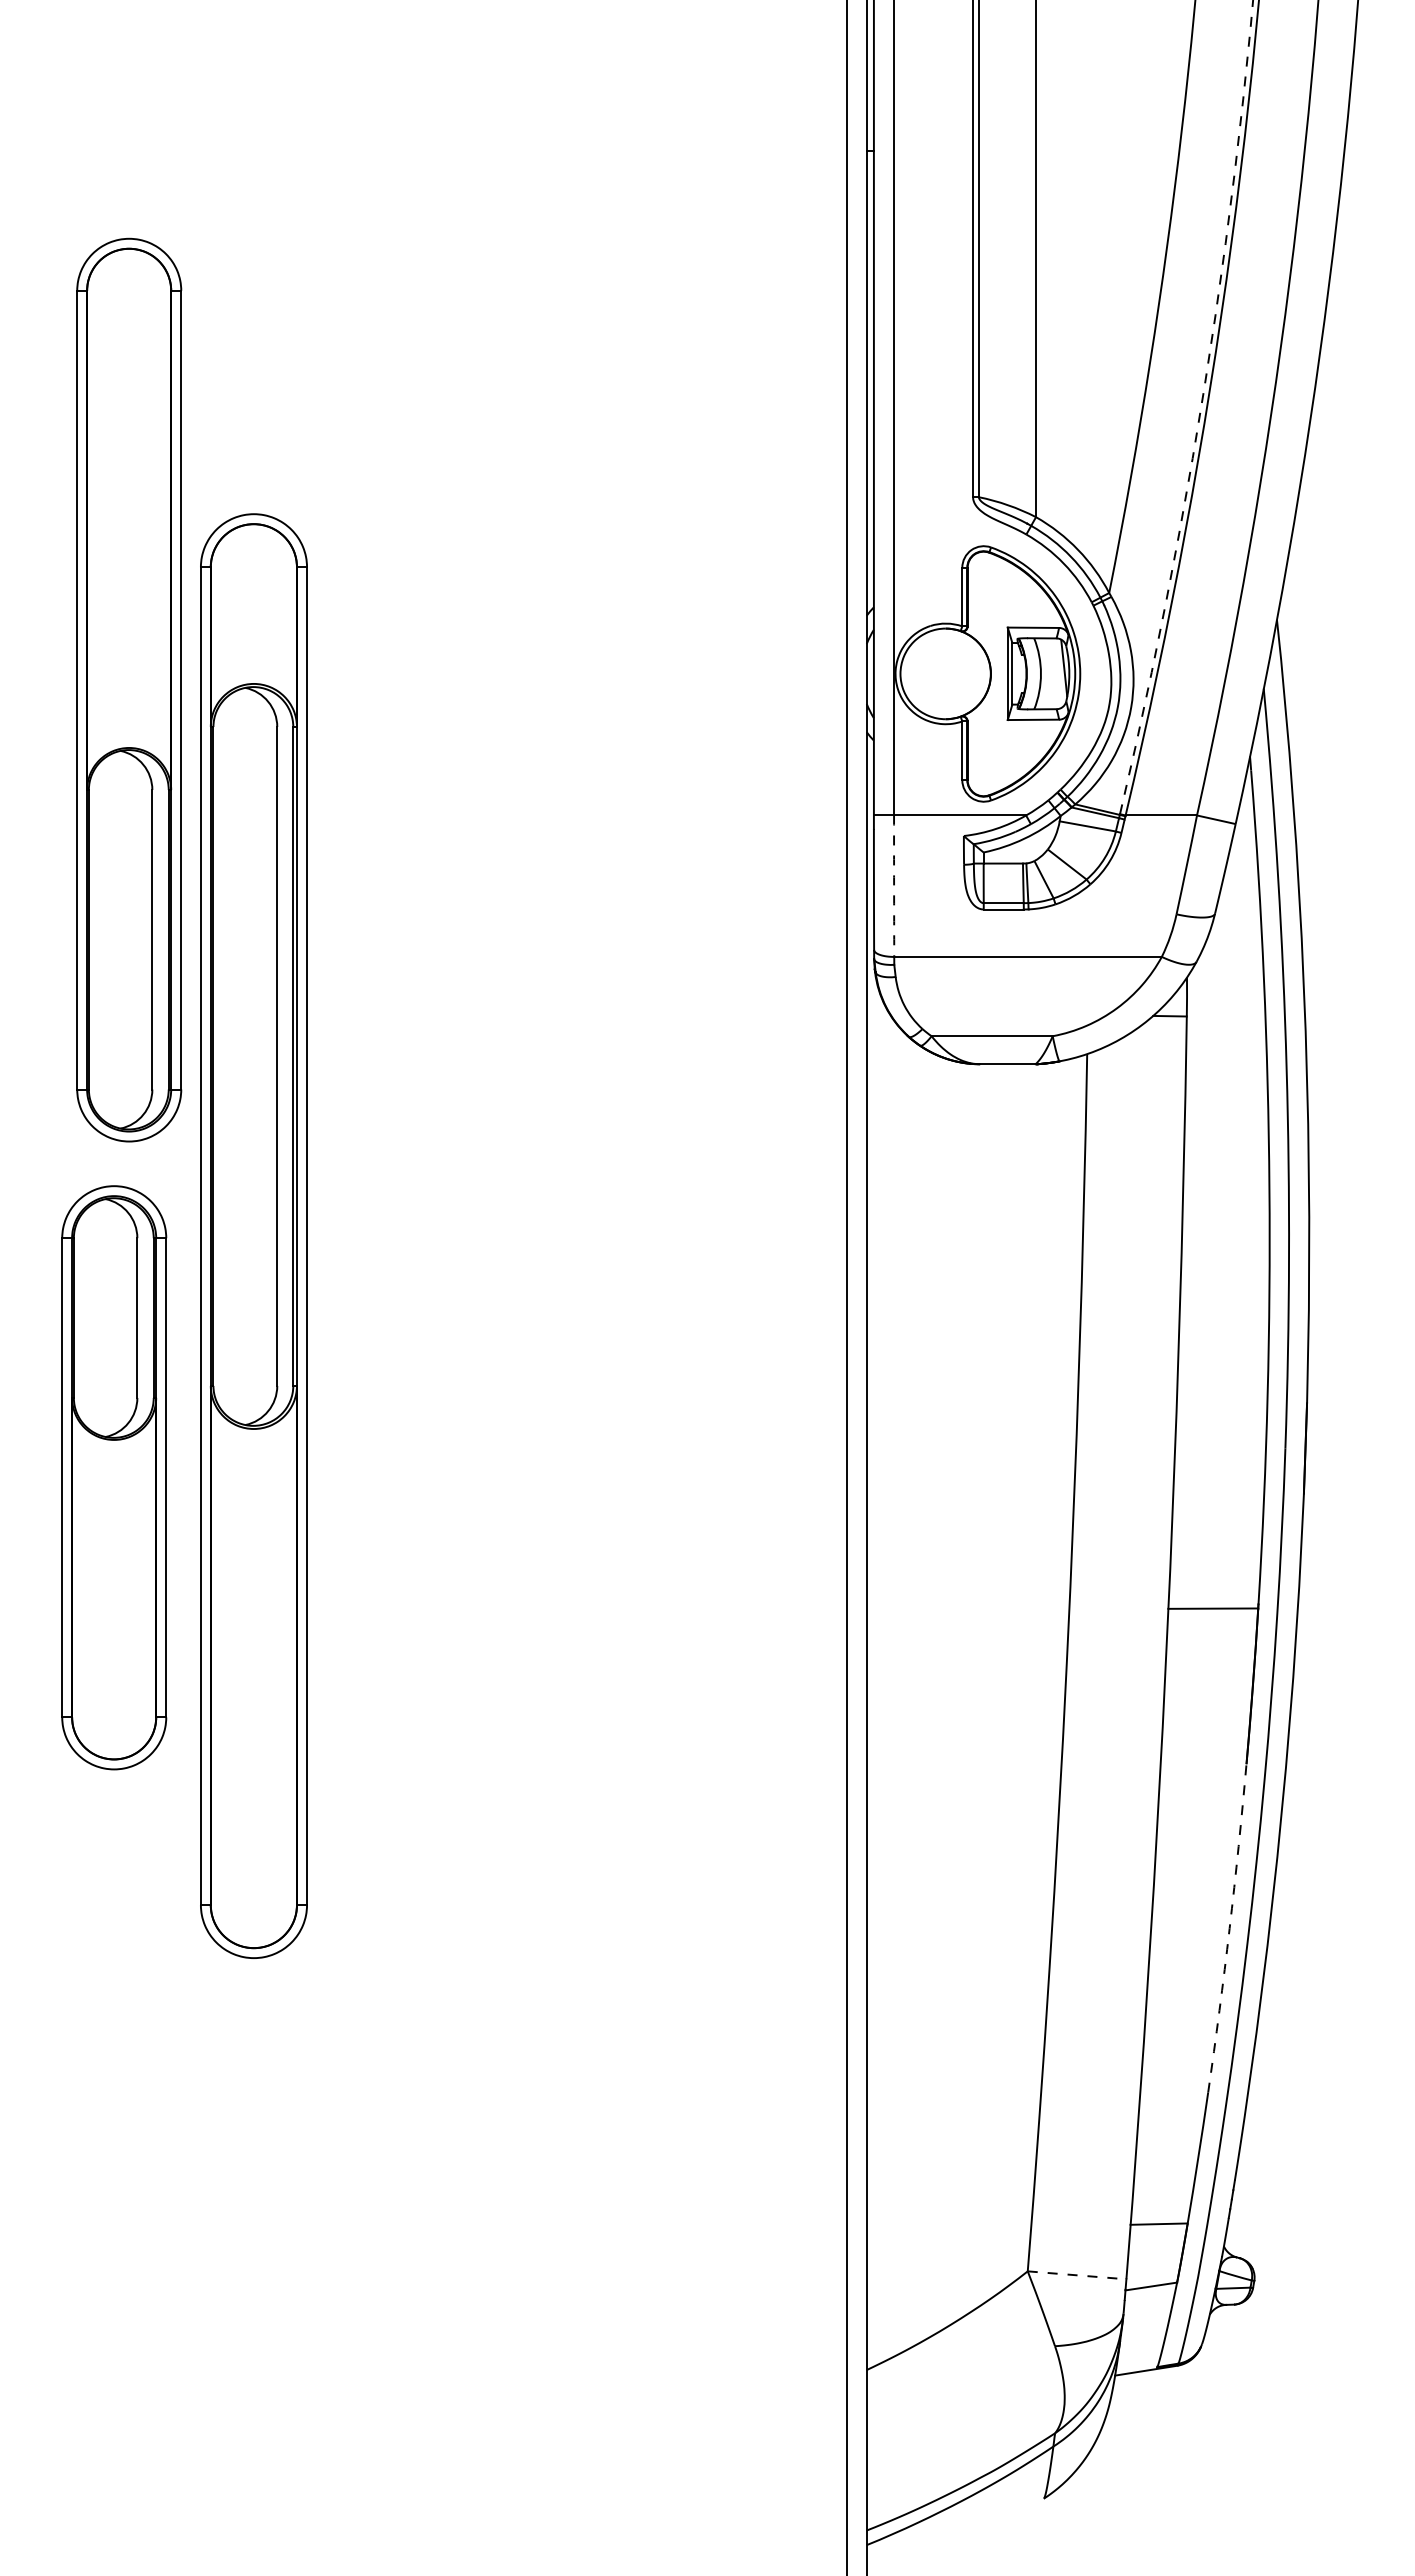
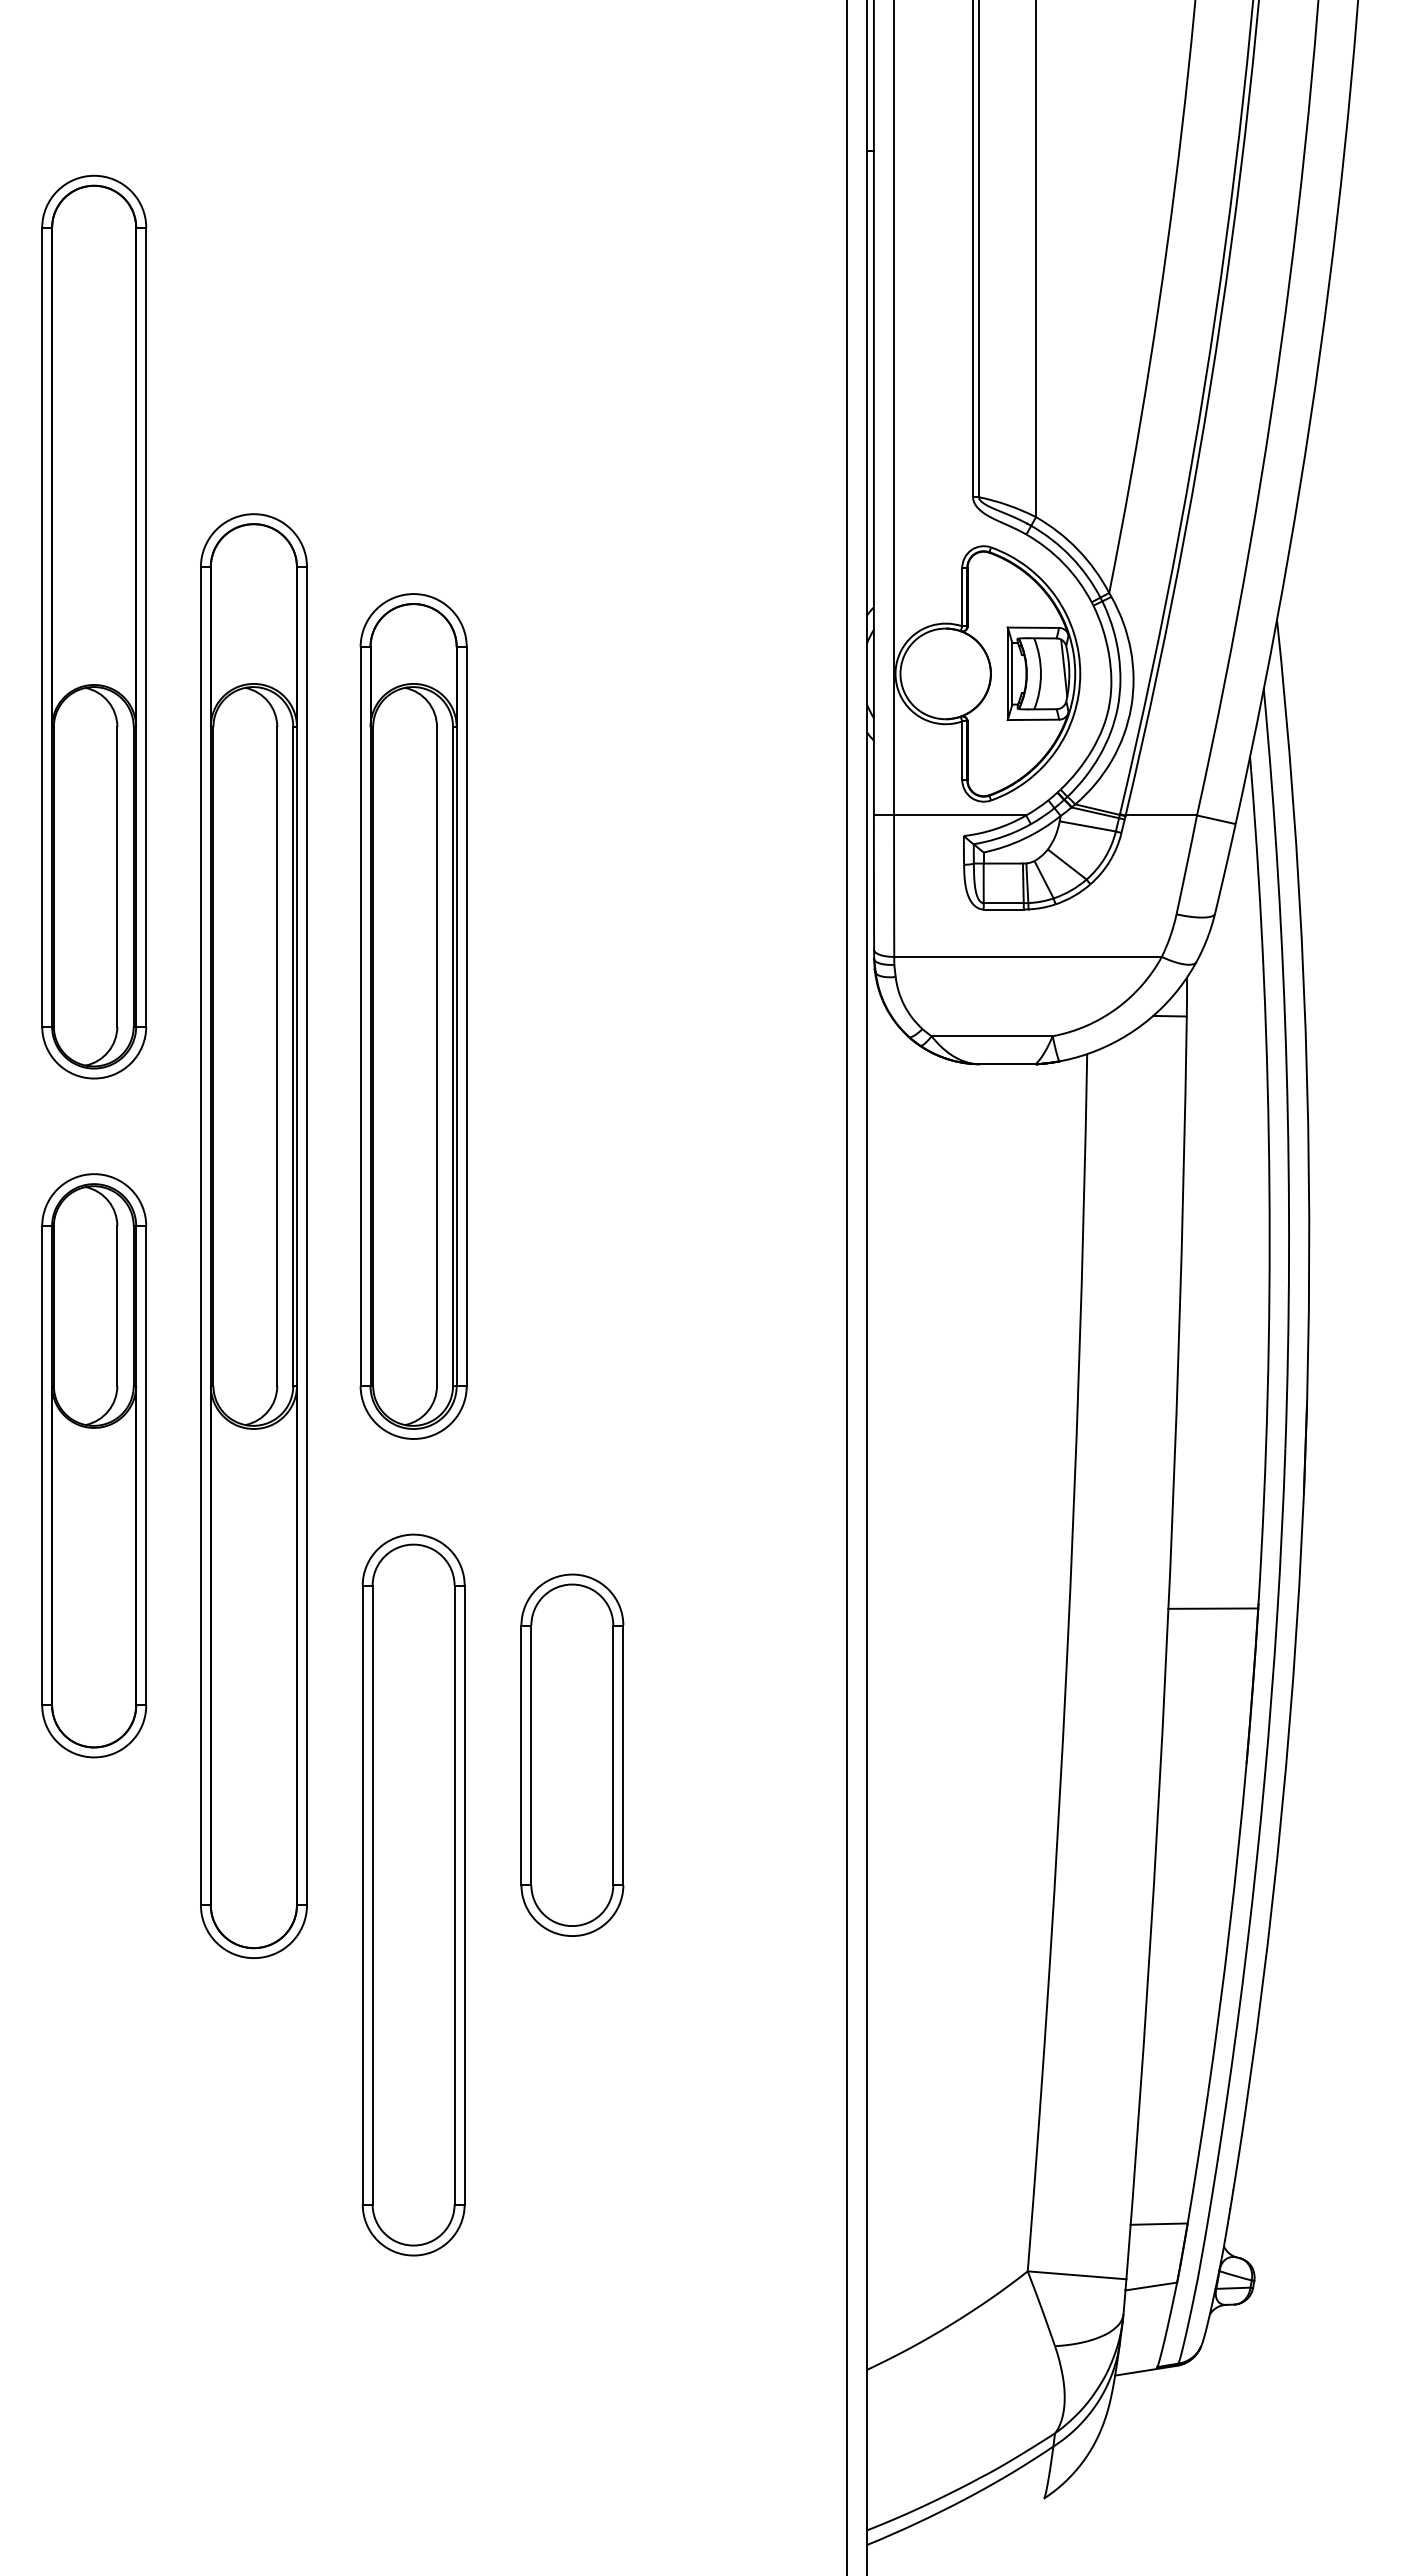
arc: dashed -> solid (1201, 408)
part position: (129, 689) -> (94, 626) (94, 626)
arc: dashed -> solid (894, 886)
part: none -> present (413, 1016)
part position: (114, 1477) -> (94, 1465) (94, 1465)
part: none -> present (572, 1754)
part: none -> present (413, 1894)
arc: dashed -> solid (1229, 1928)
line: dashed -> solid (1077, 2275)
